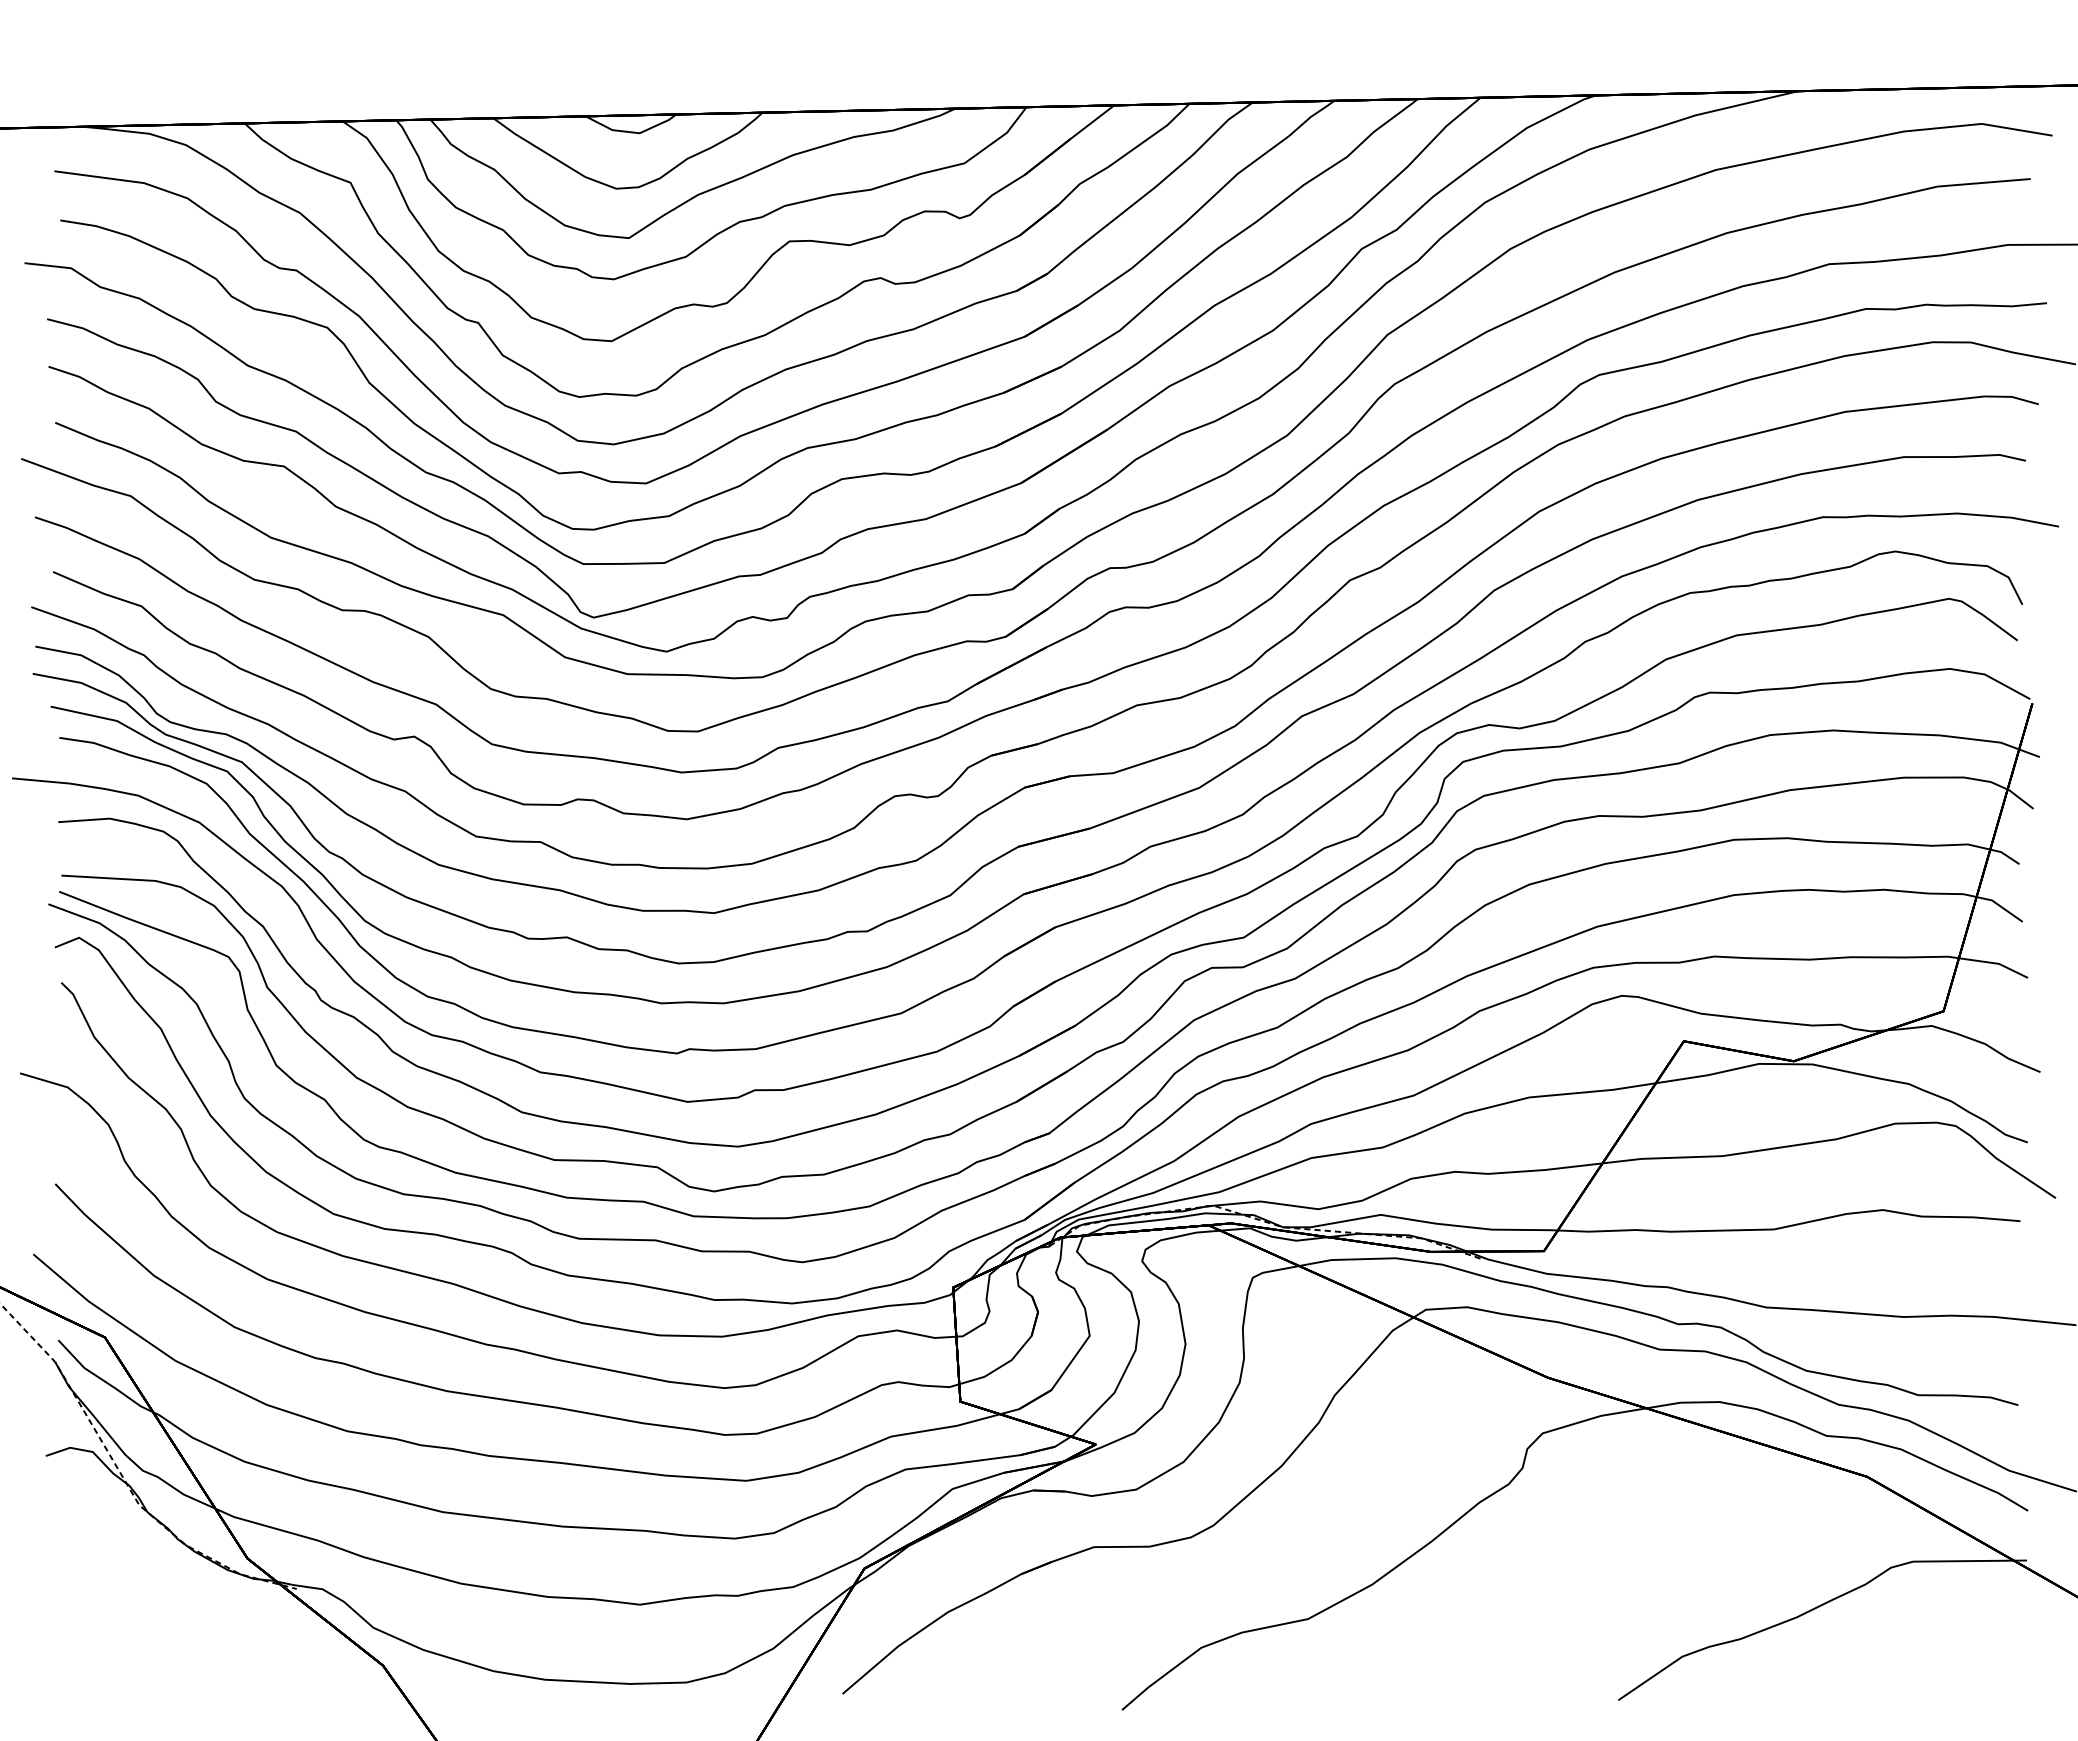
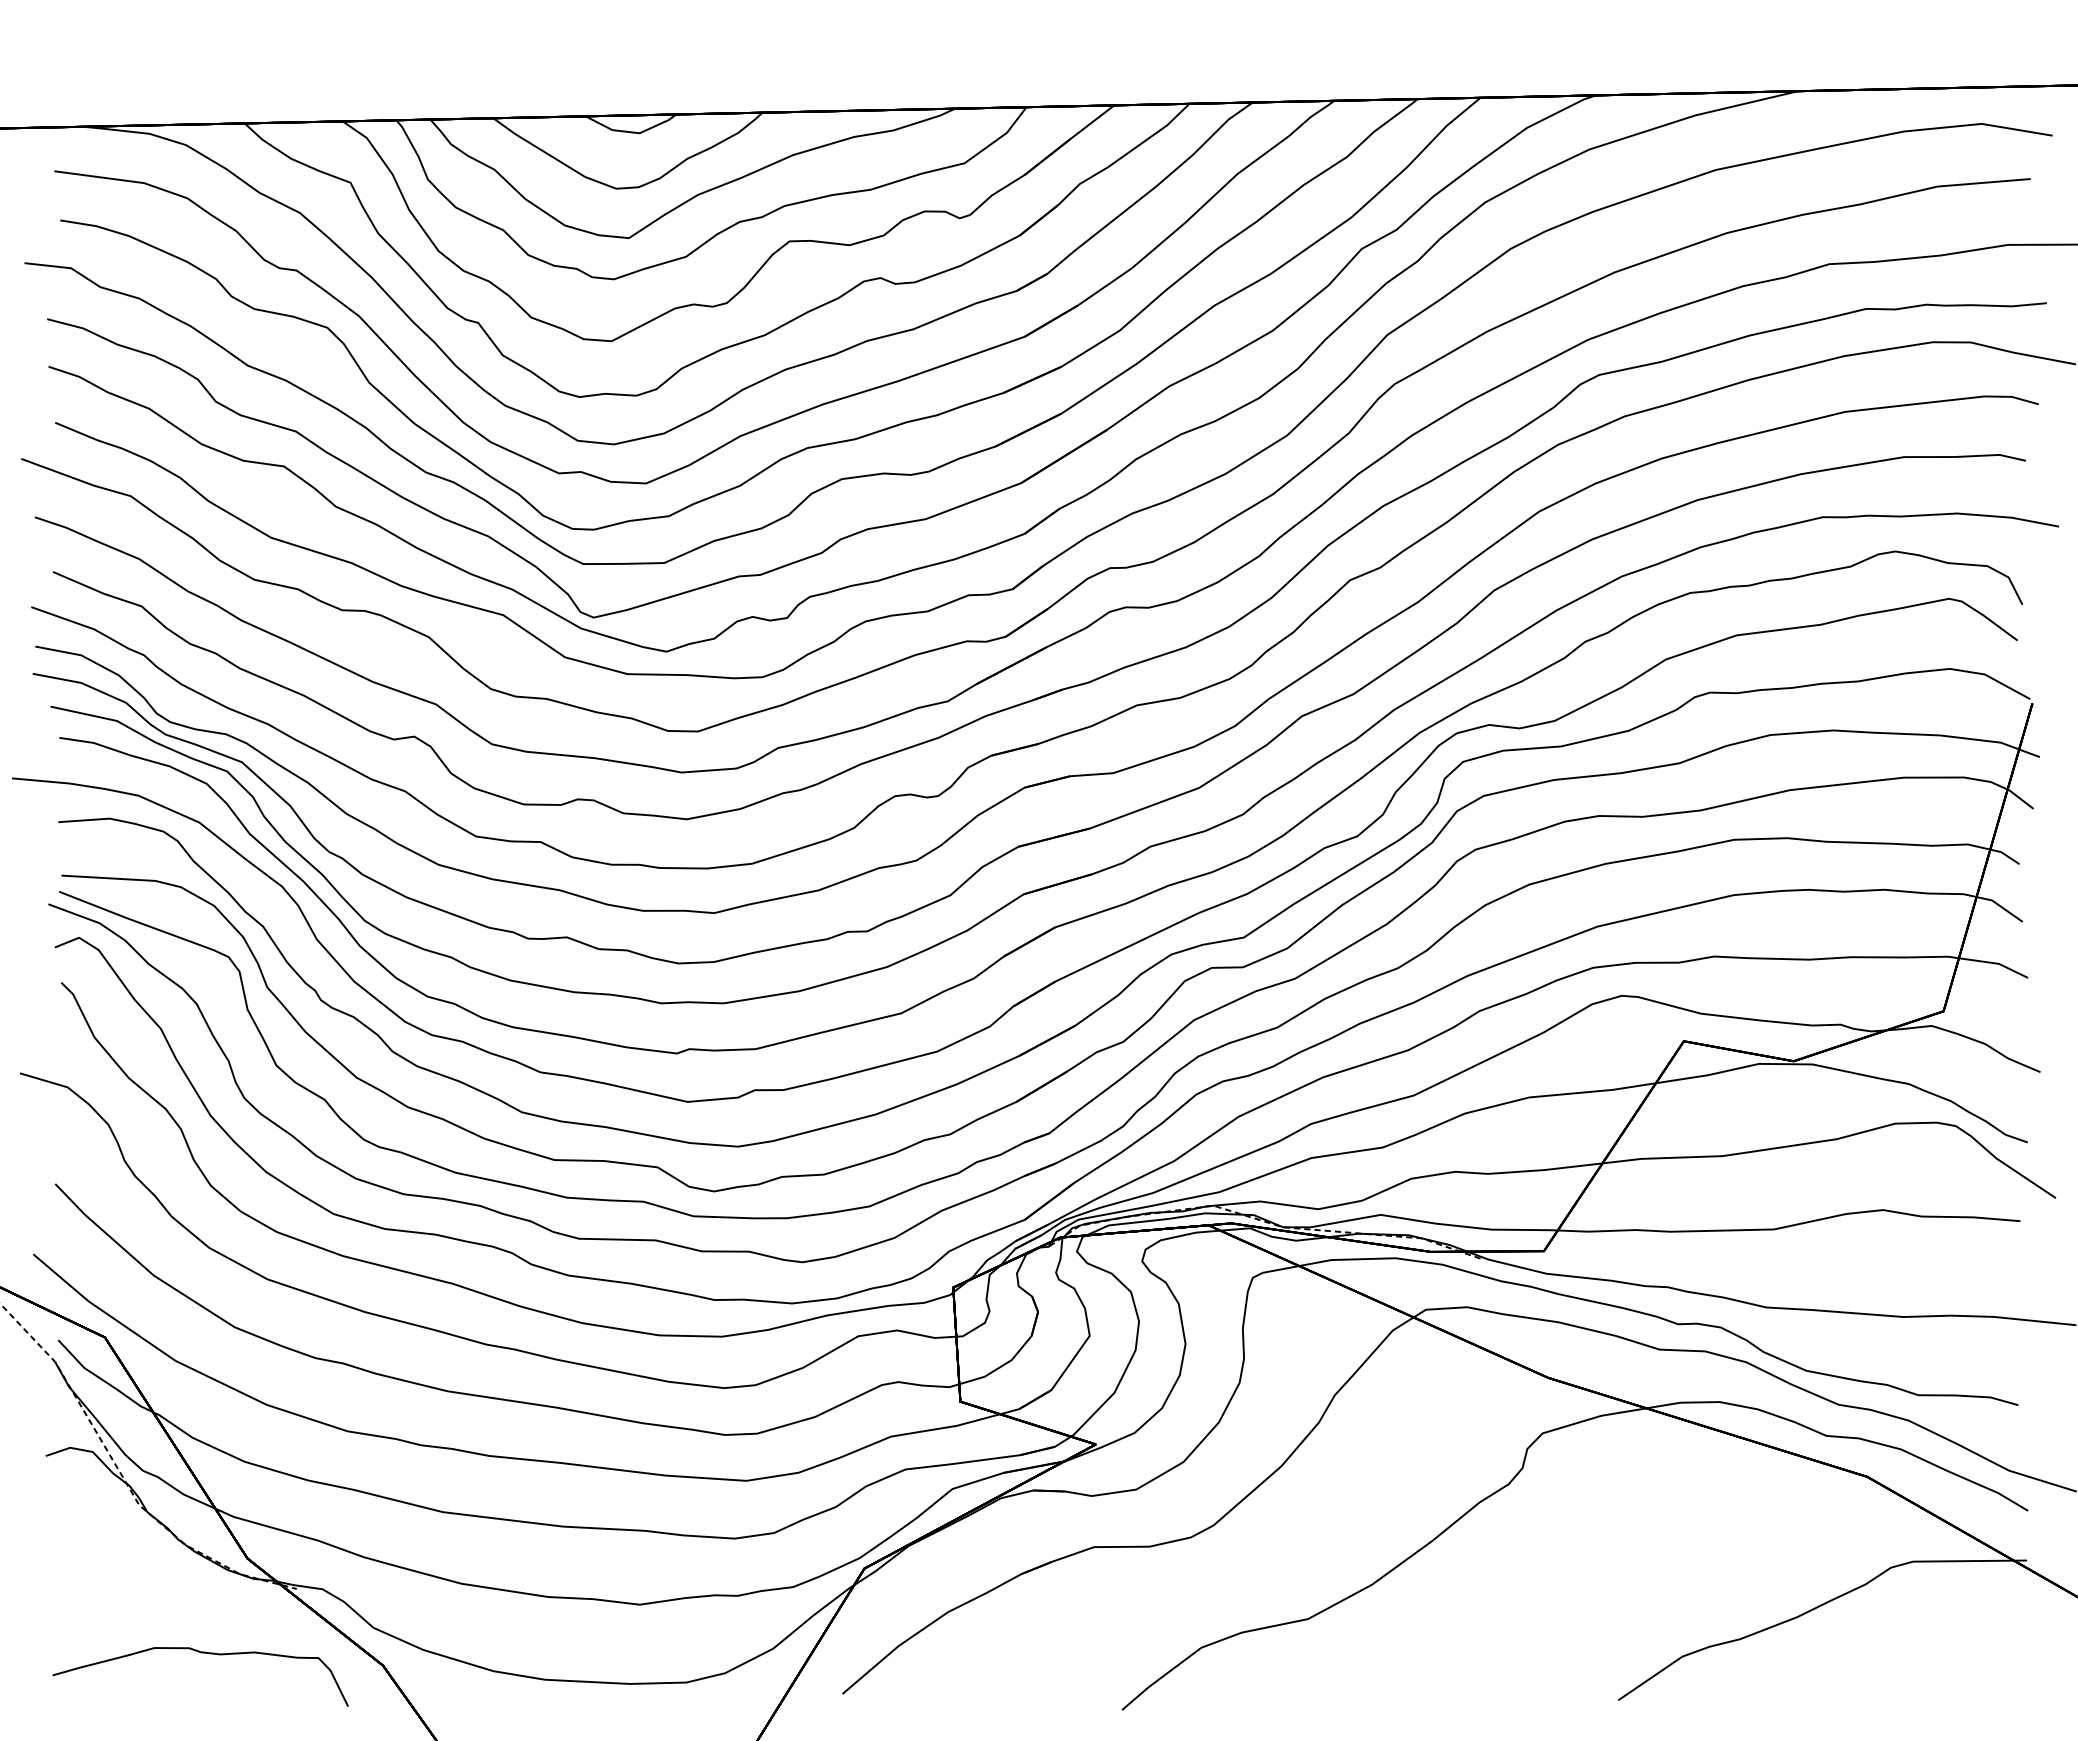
curve: none -> present (201, 1653)
